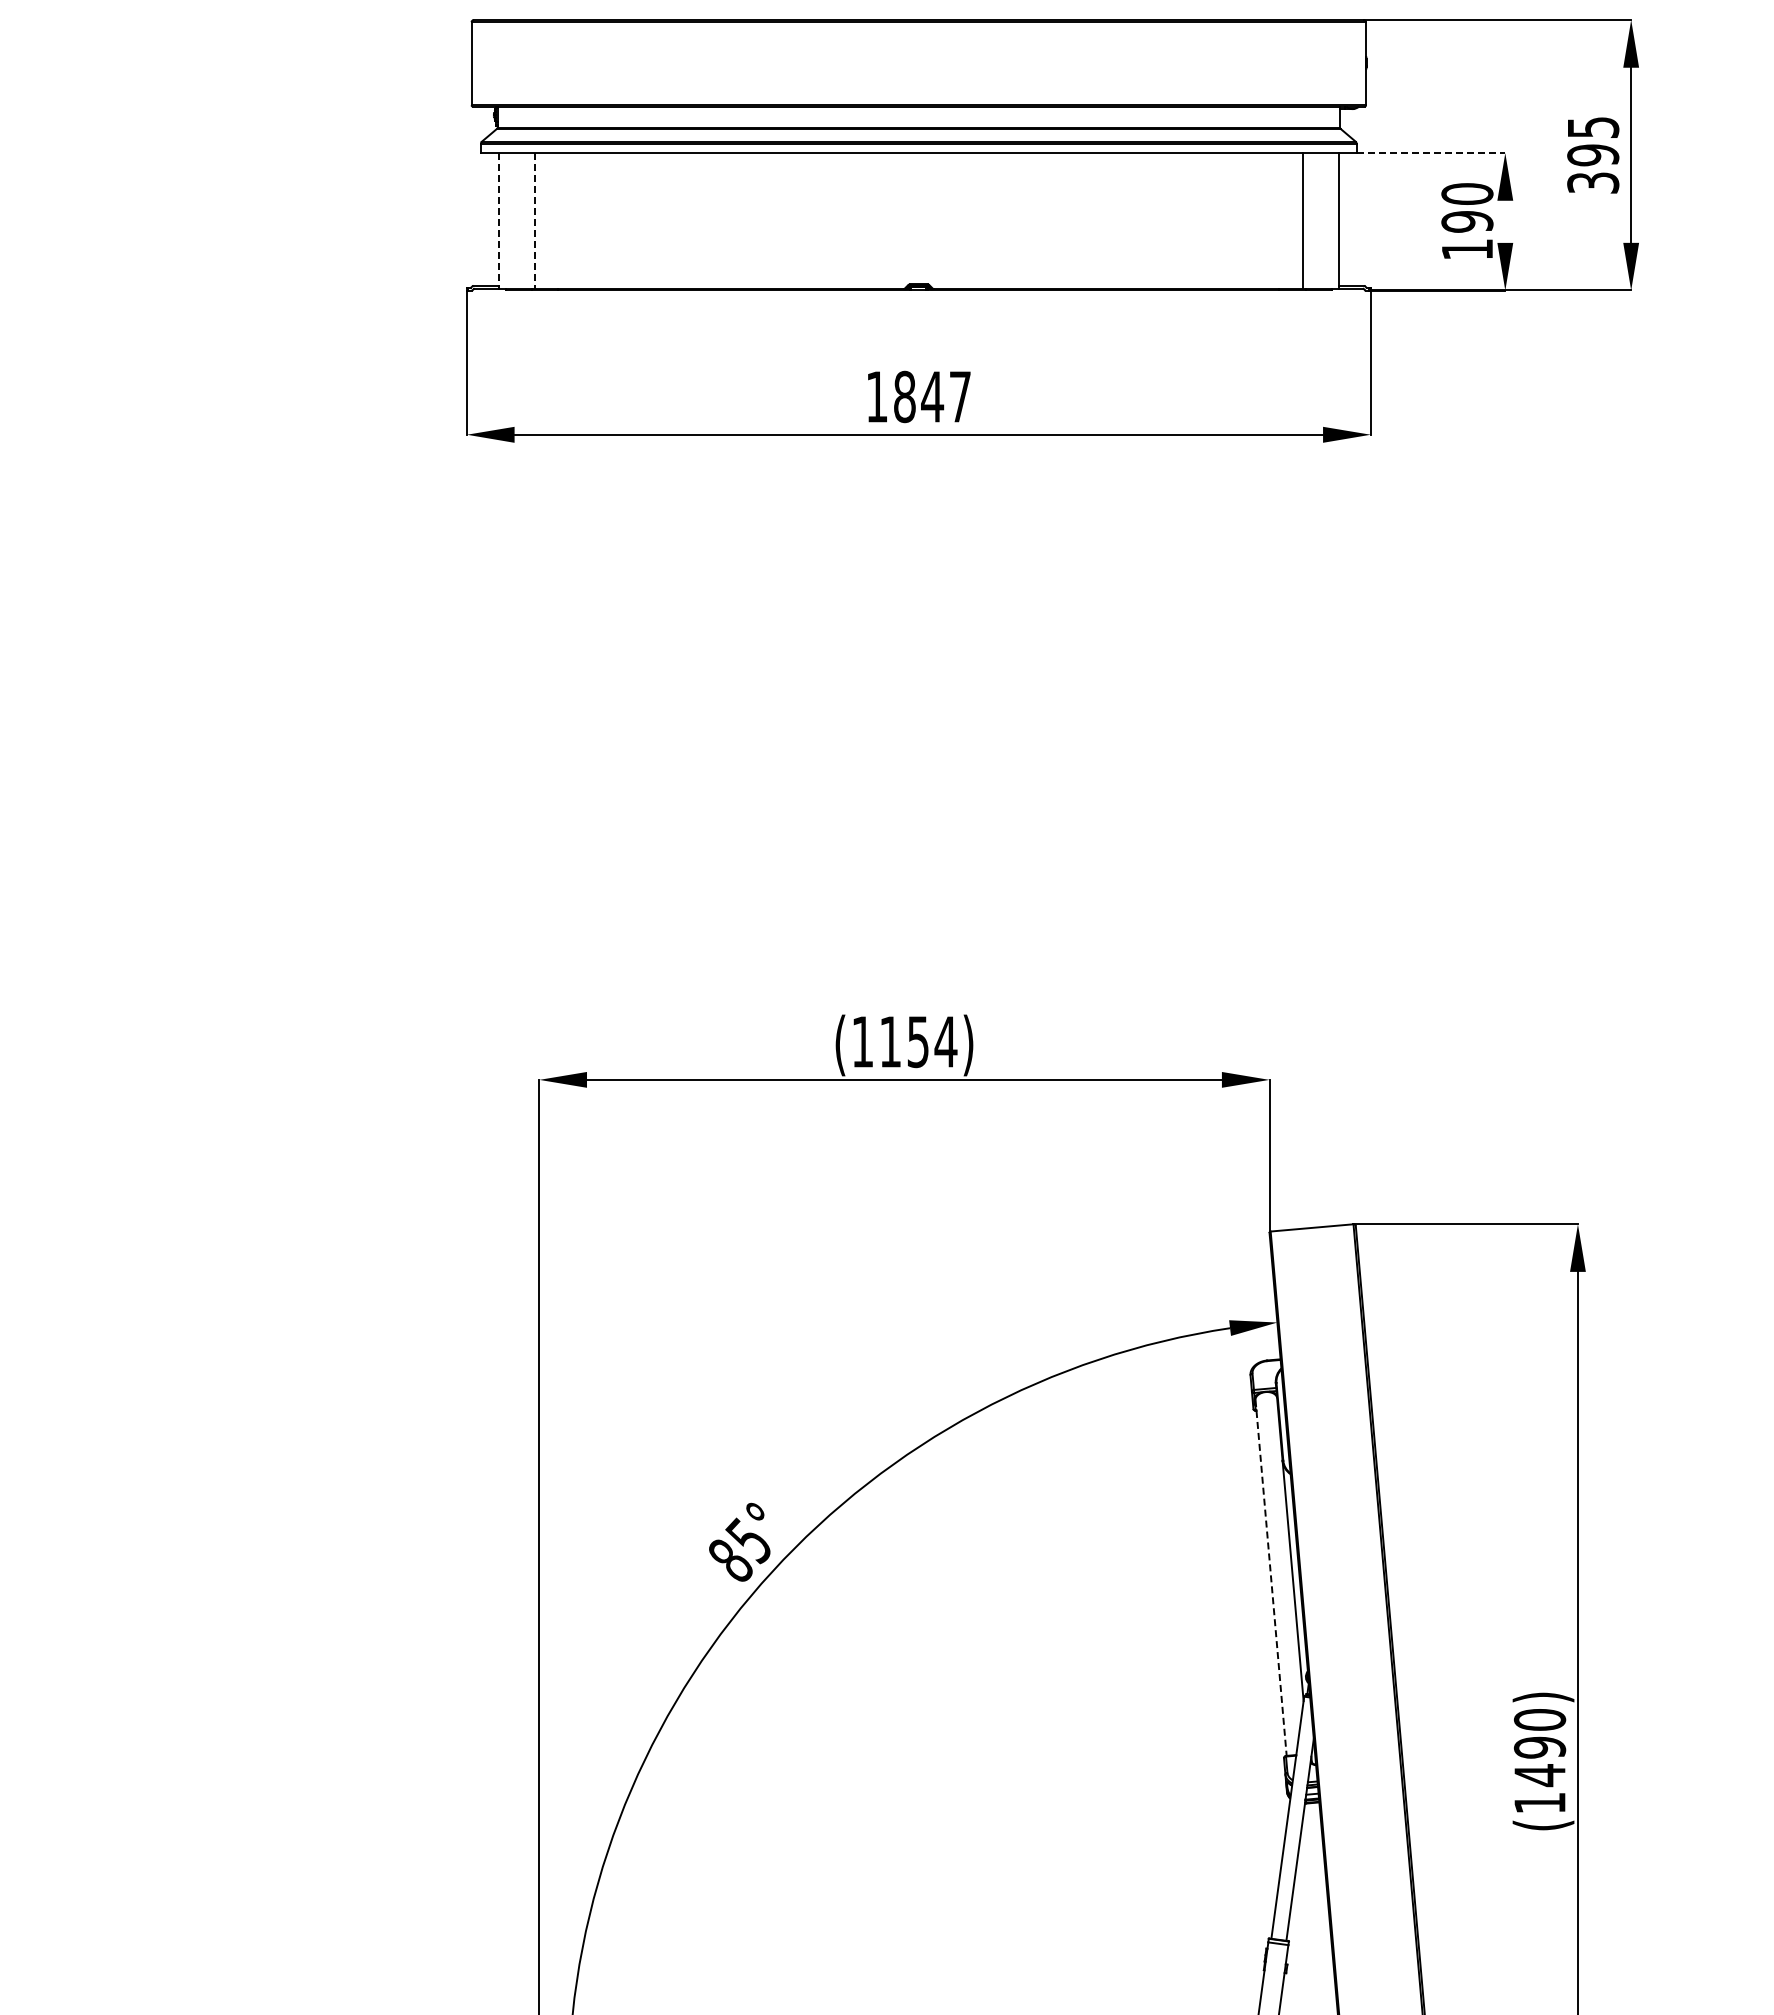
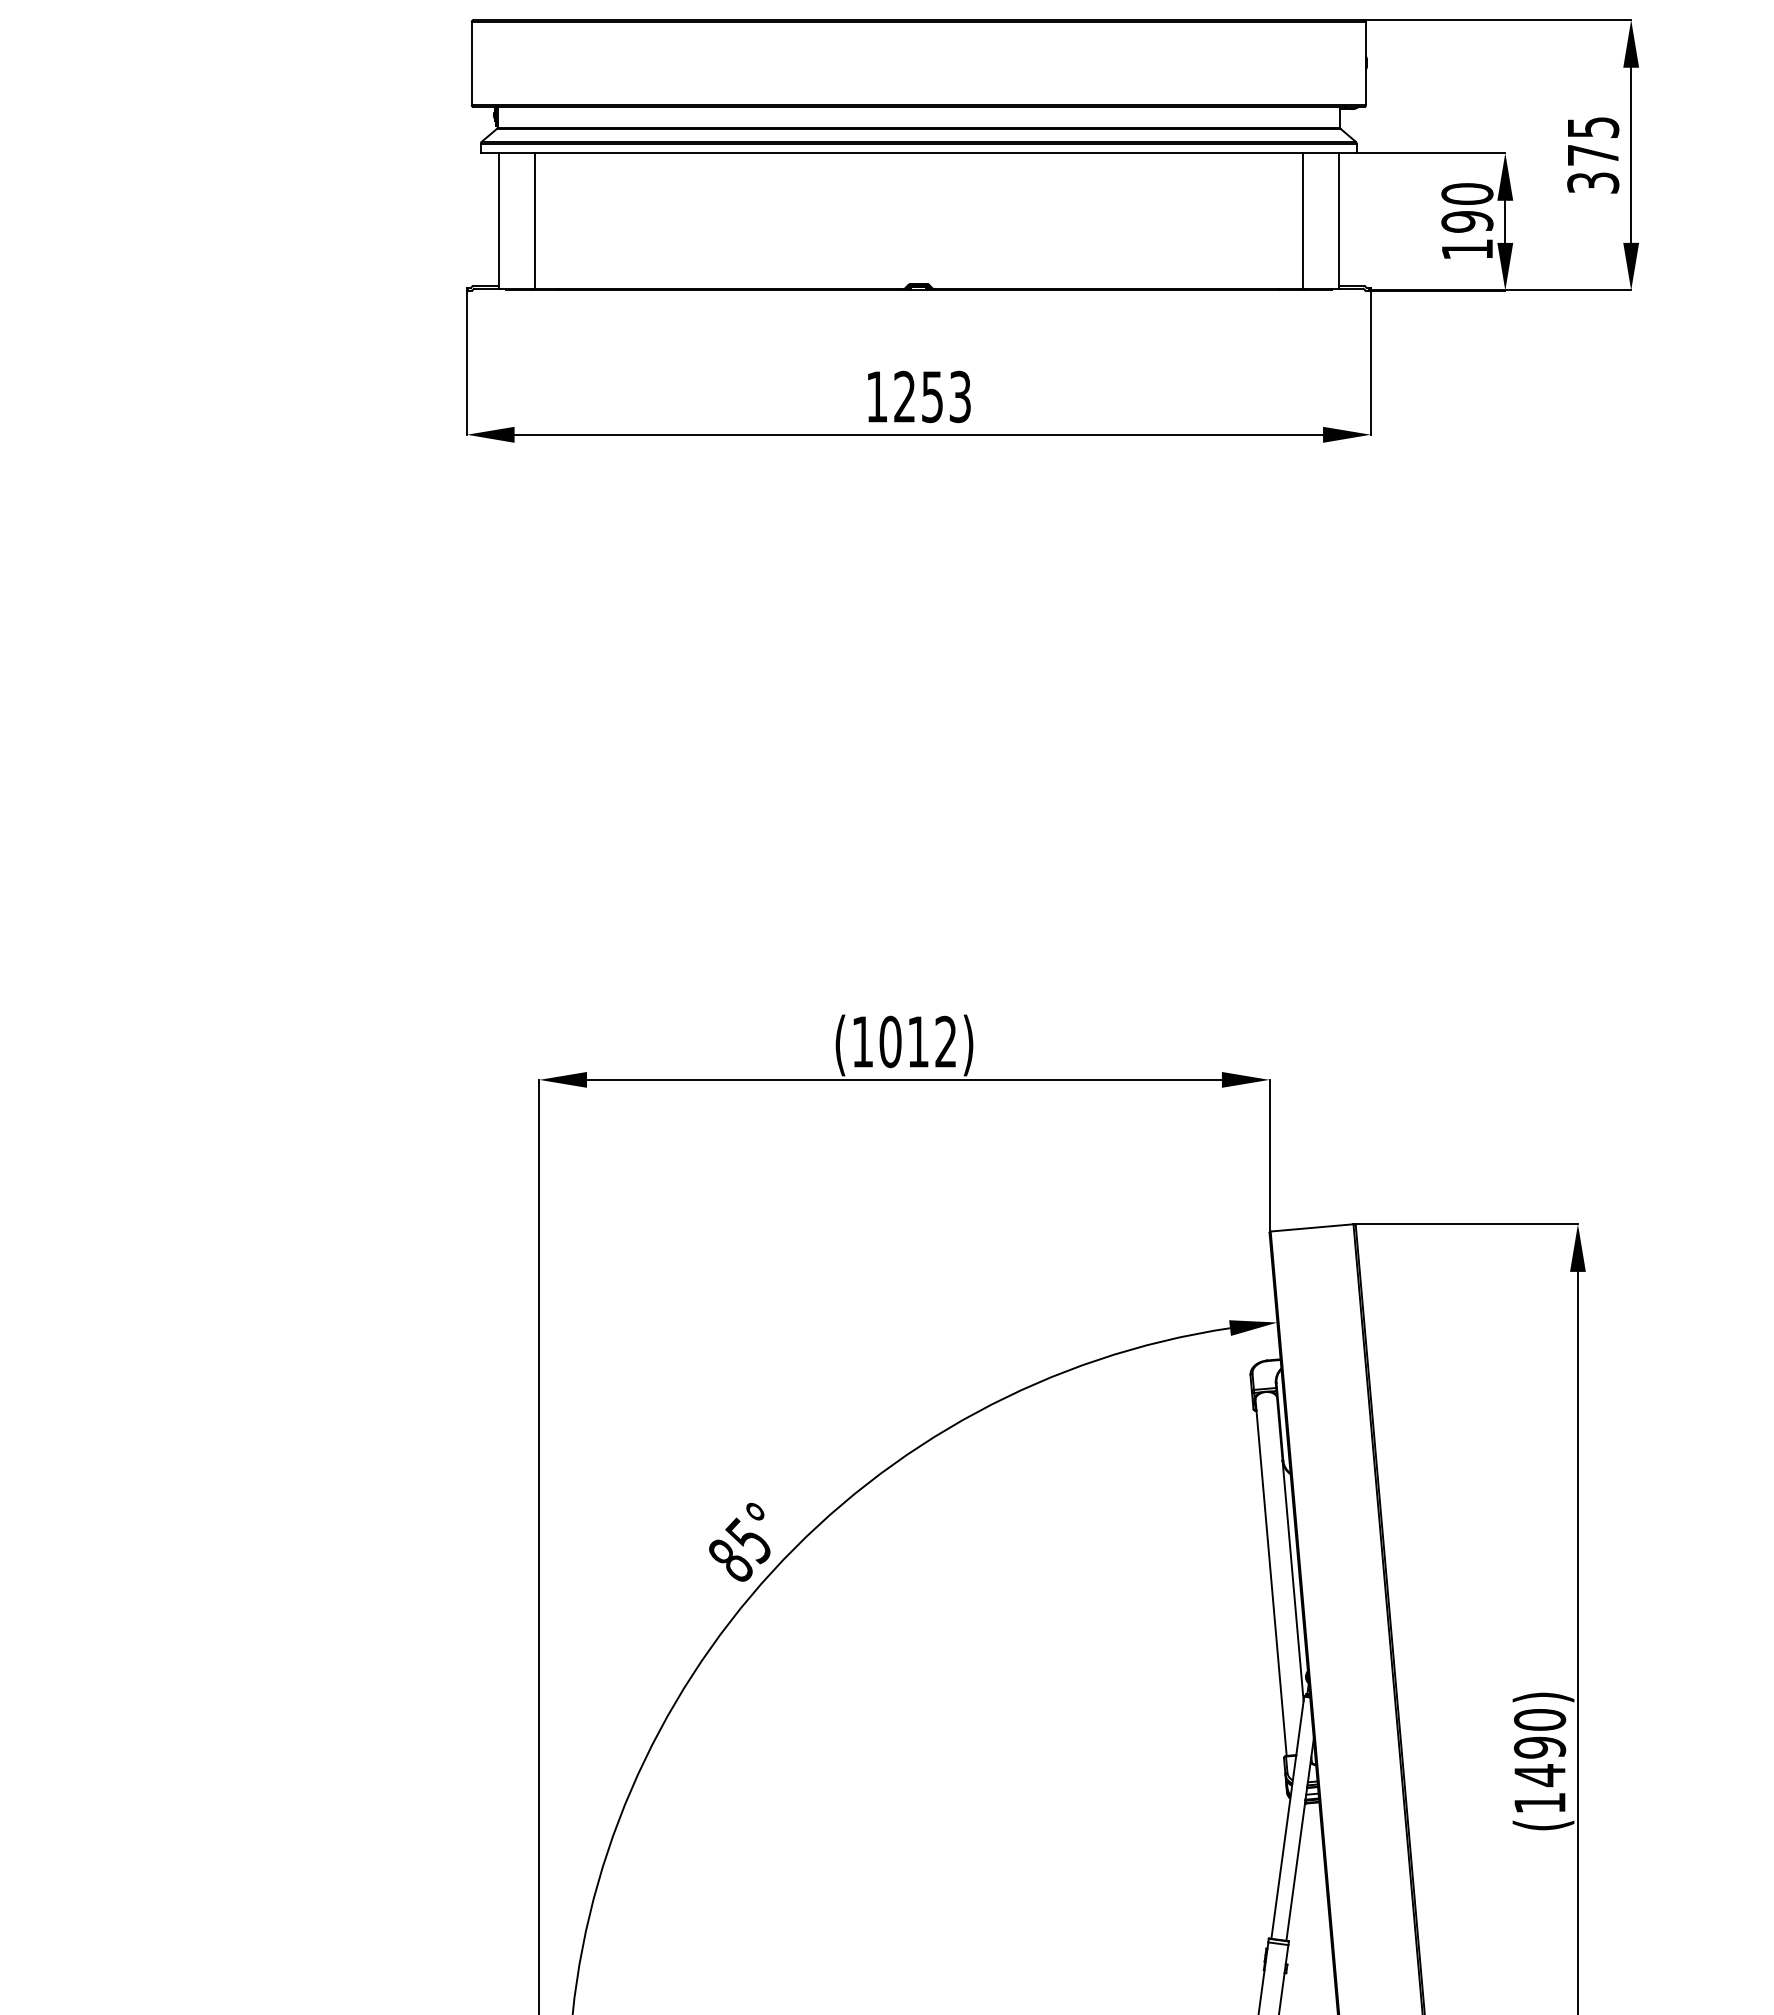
line: dashed -> solid (1431, 153)
text: 395 -> 375 (1593, 155)
line: dashed -> solid (498, 221)
line: dashed -> solid (535, 221)
line: none -> present (1505, 221)
text: 1847 -> 1253 (932, 396)
text: (1154) -> (1012) (918, 1041)
line: dashed -> solid (1271, 1577)
